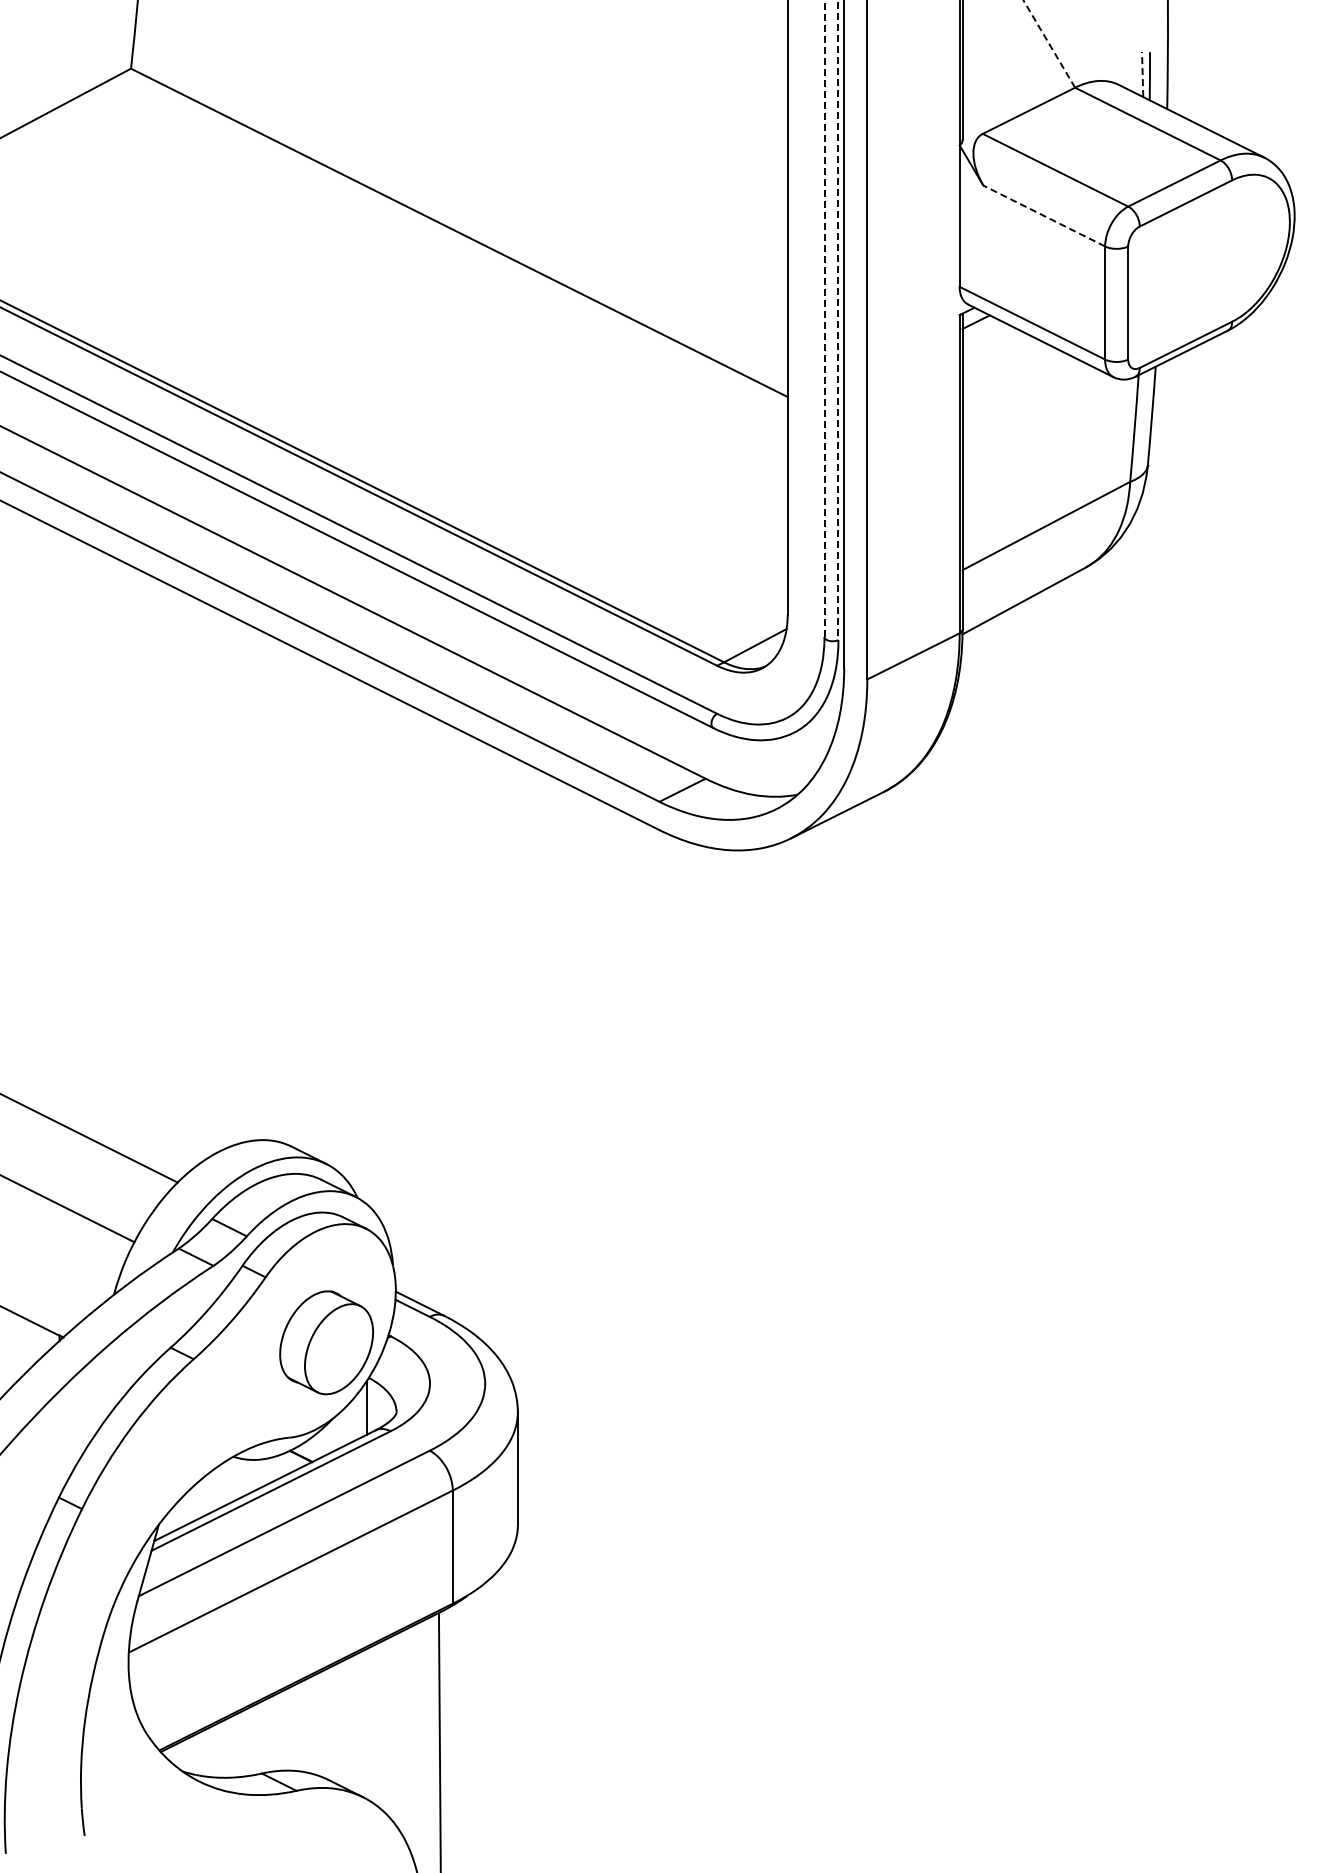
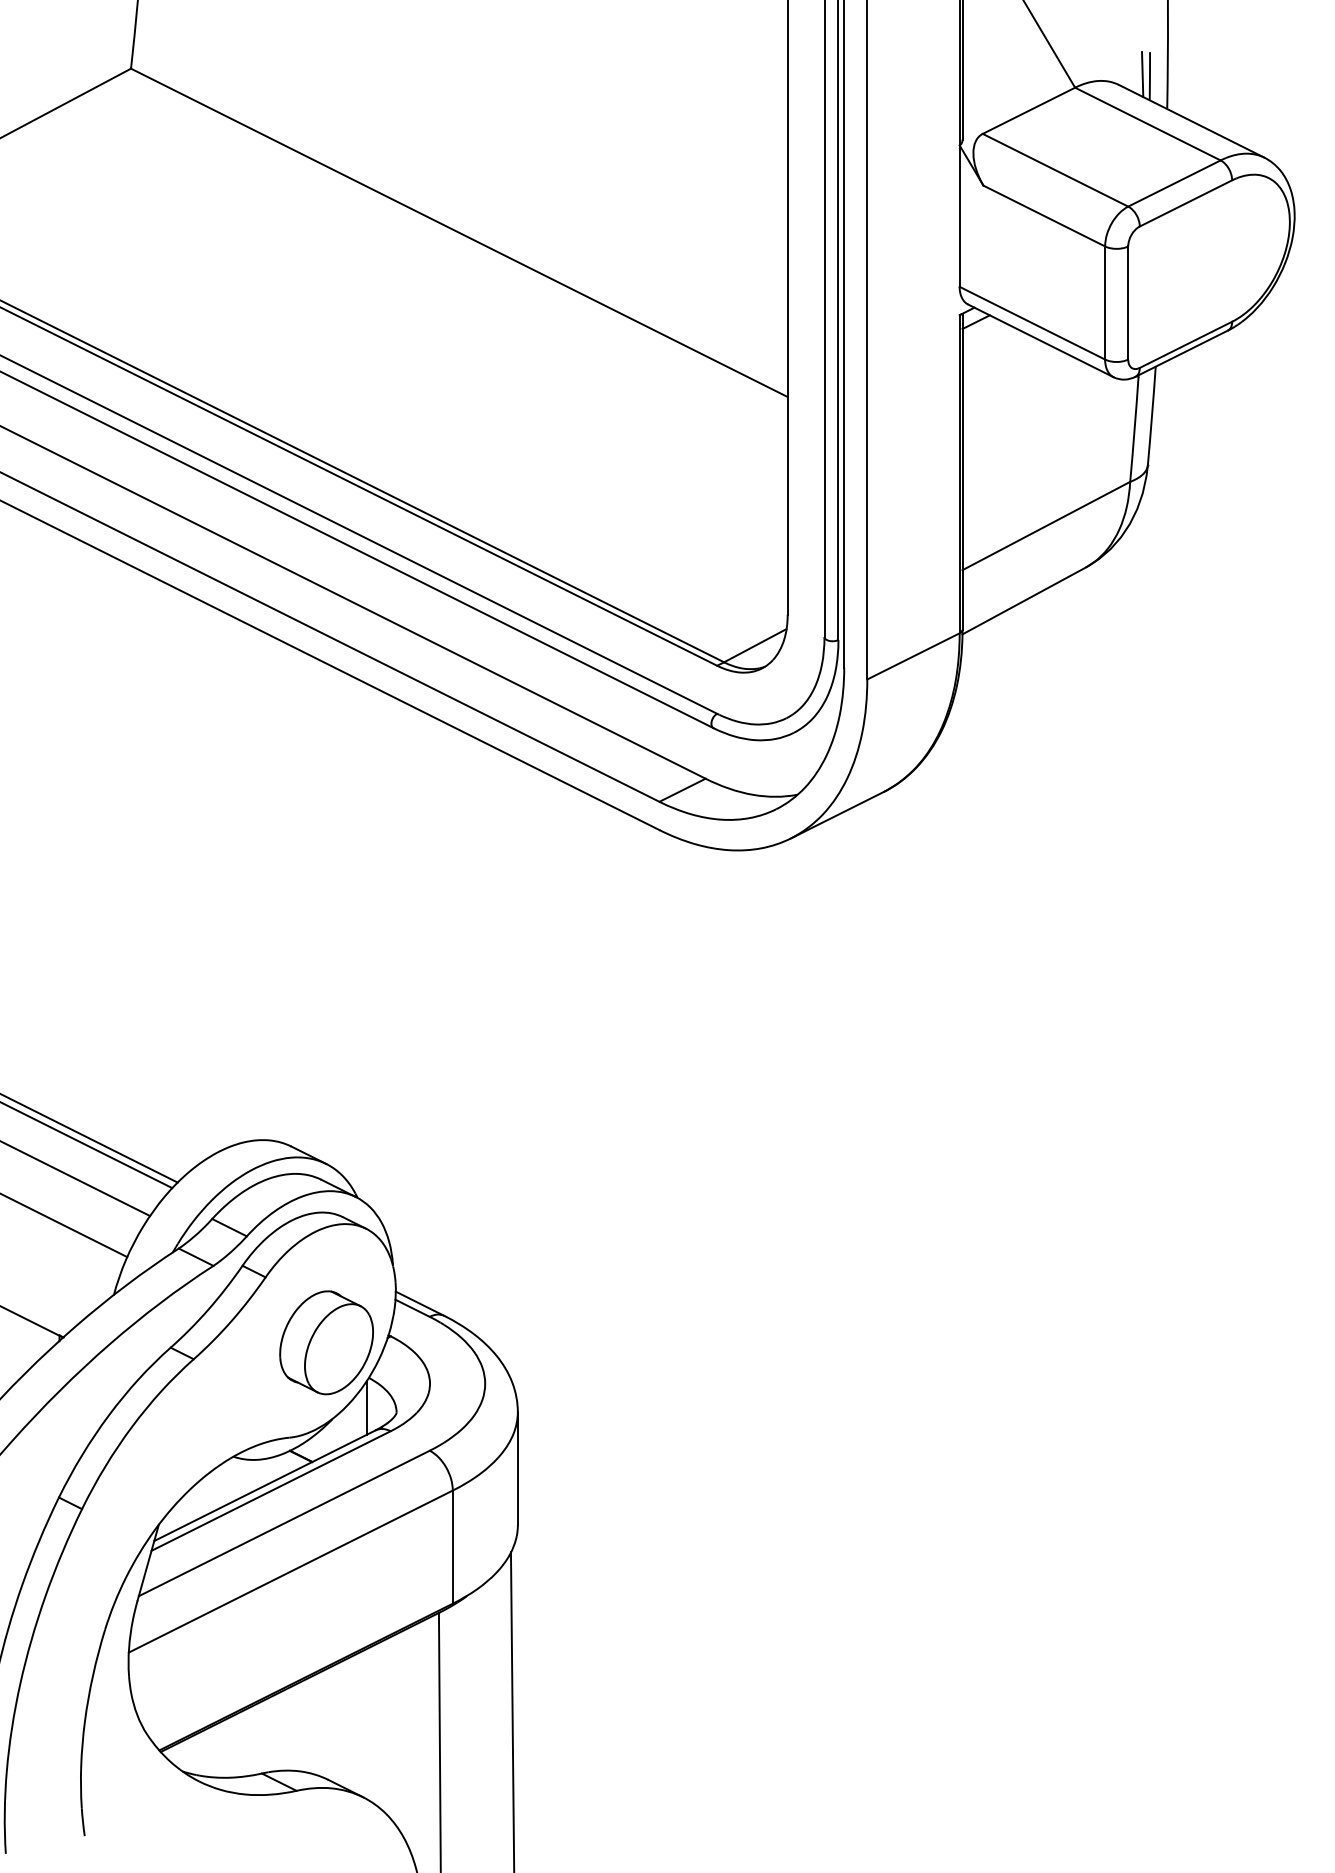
line: dashed -> solid (1049, 43)
line: dashed -> solid (1142, 74)
line: dashed -> solid (1043, 215)
line: dashed -> solid (824, 318)
line: dashed -> solid (838, 320)
line: none -> present (87, 1145)
line: none -> present (76, 1179)
line position: (68, 1209) -> (64, 1225) (64, 1225)
line: none -> present (512, 1710)
